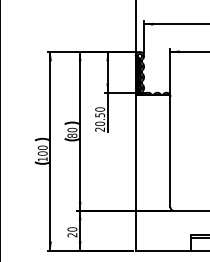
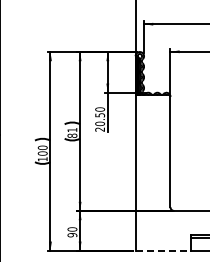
text: 80 -> 81 (72, 129)
text: 20 -> 90 (72, 235)
line: solid -> dashed (163, 250)
